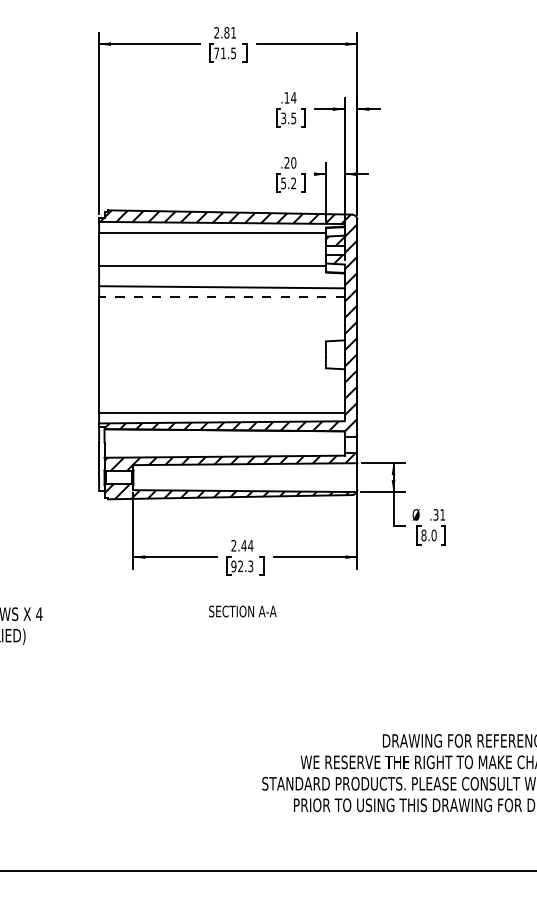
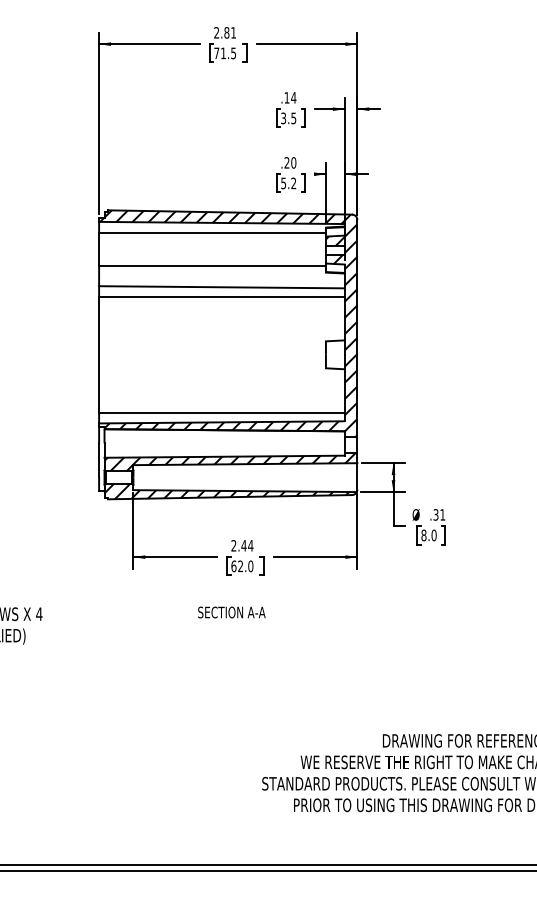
line: dashed -> solid (221, 297)
text: 92.3 -> 62.0 (242, 566)
text position: (242, 611) -> (231, 612) (231, 612)
line: none -> present (267, 865)
